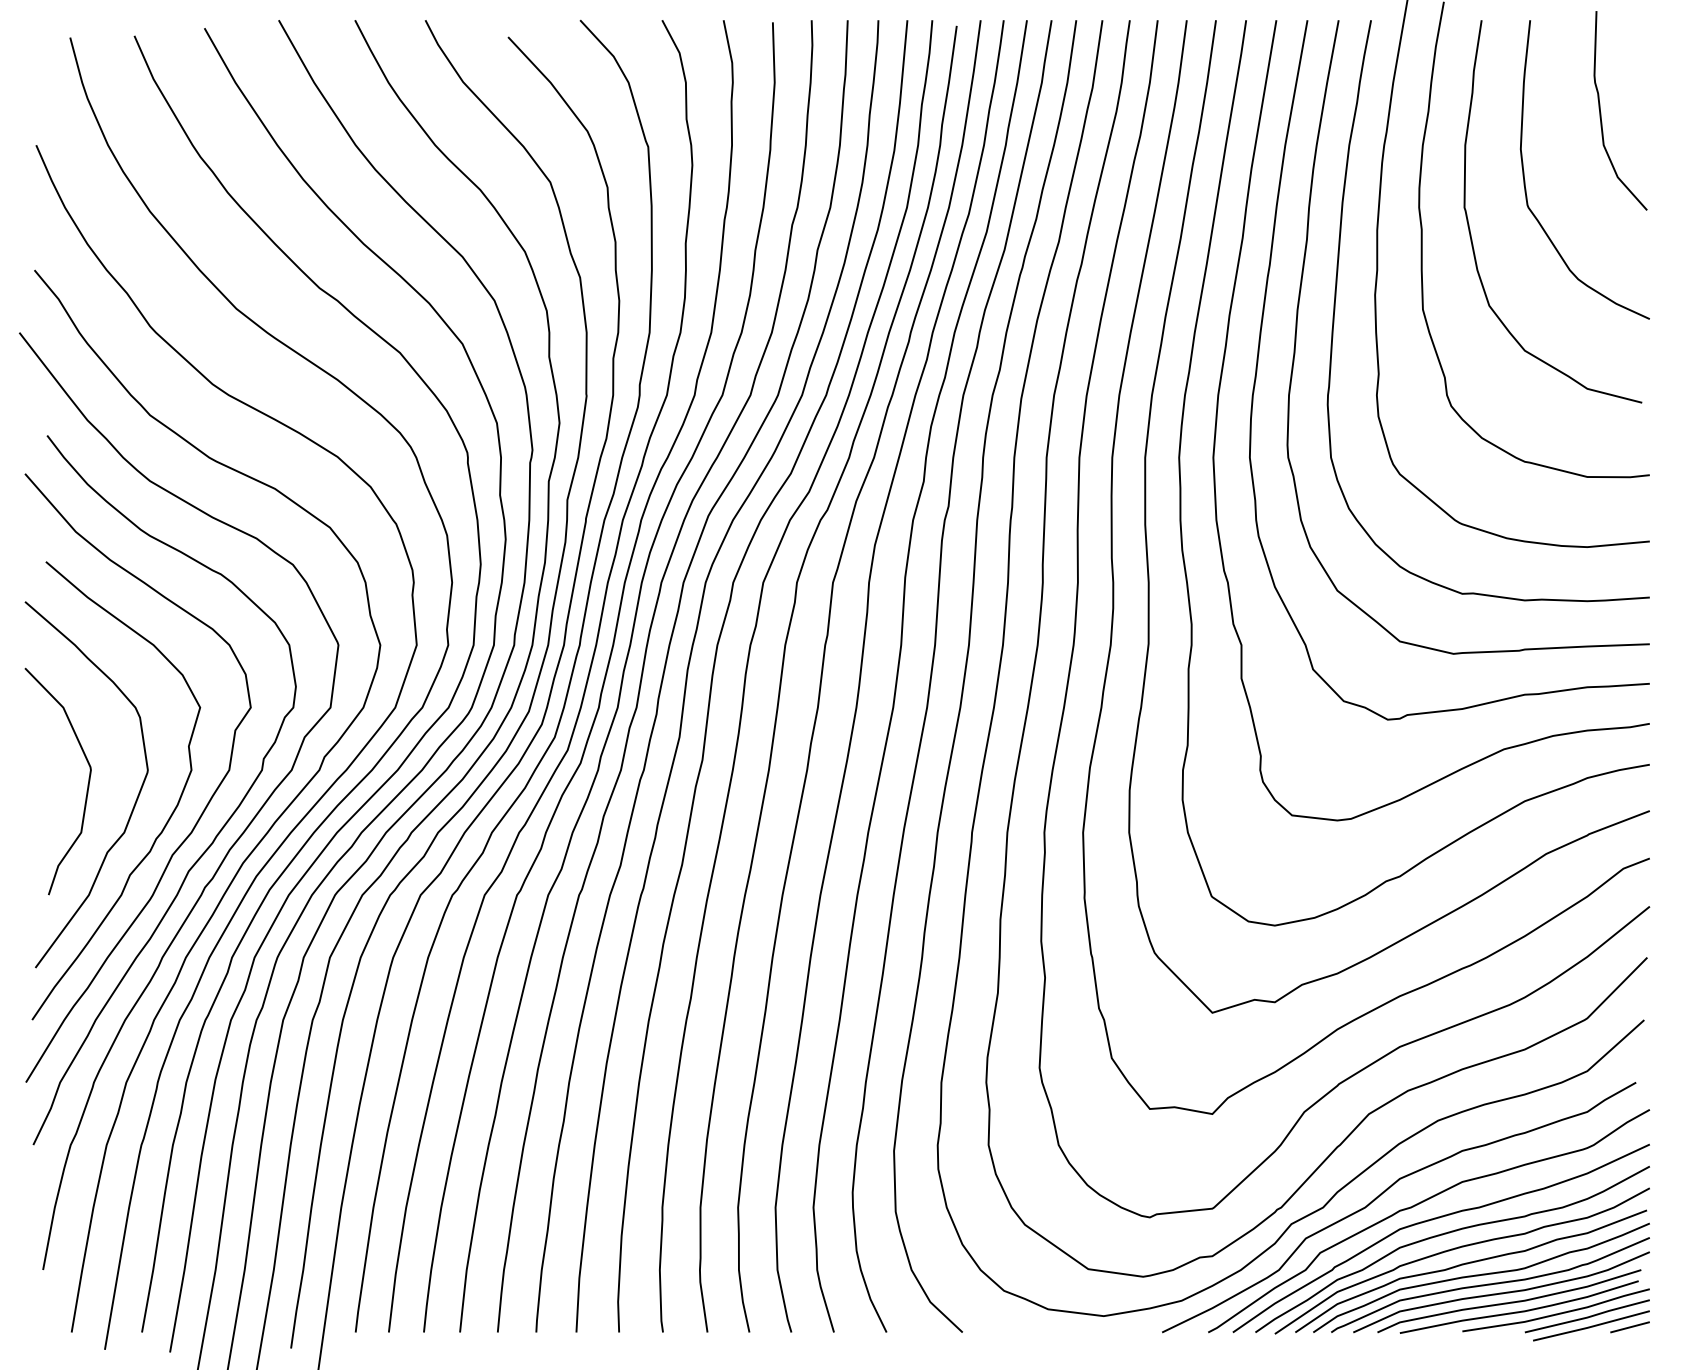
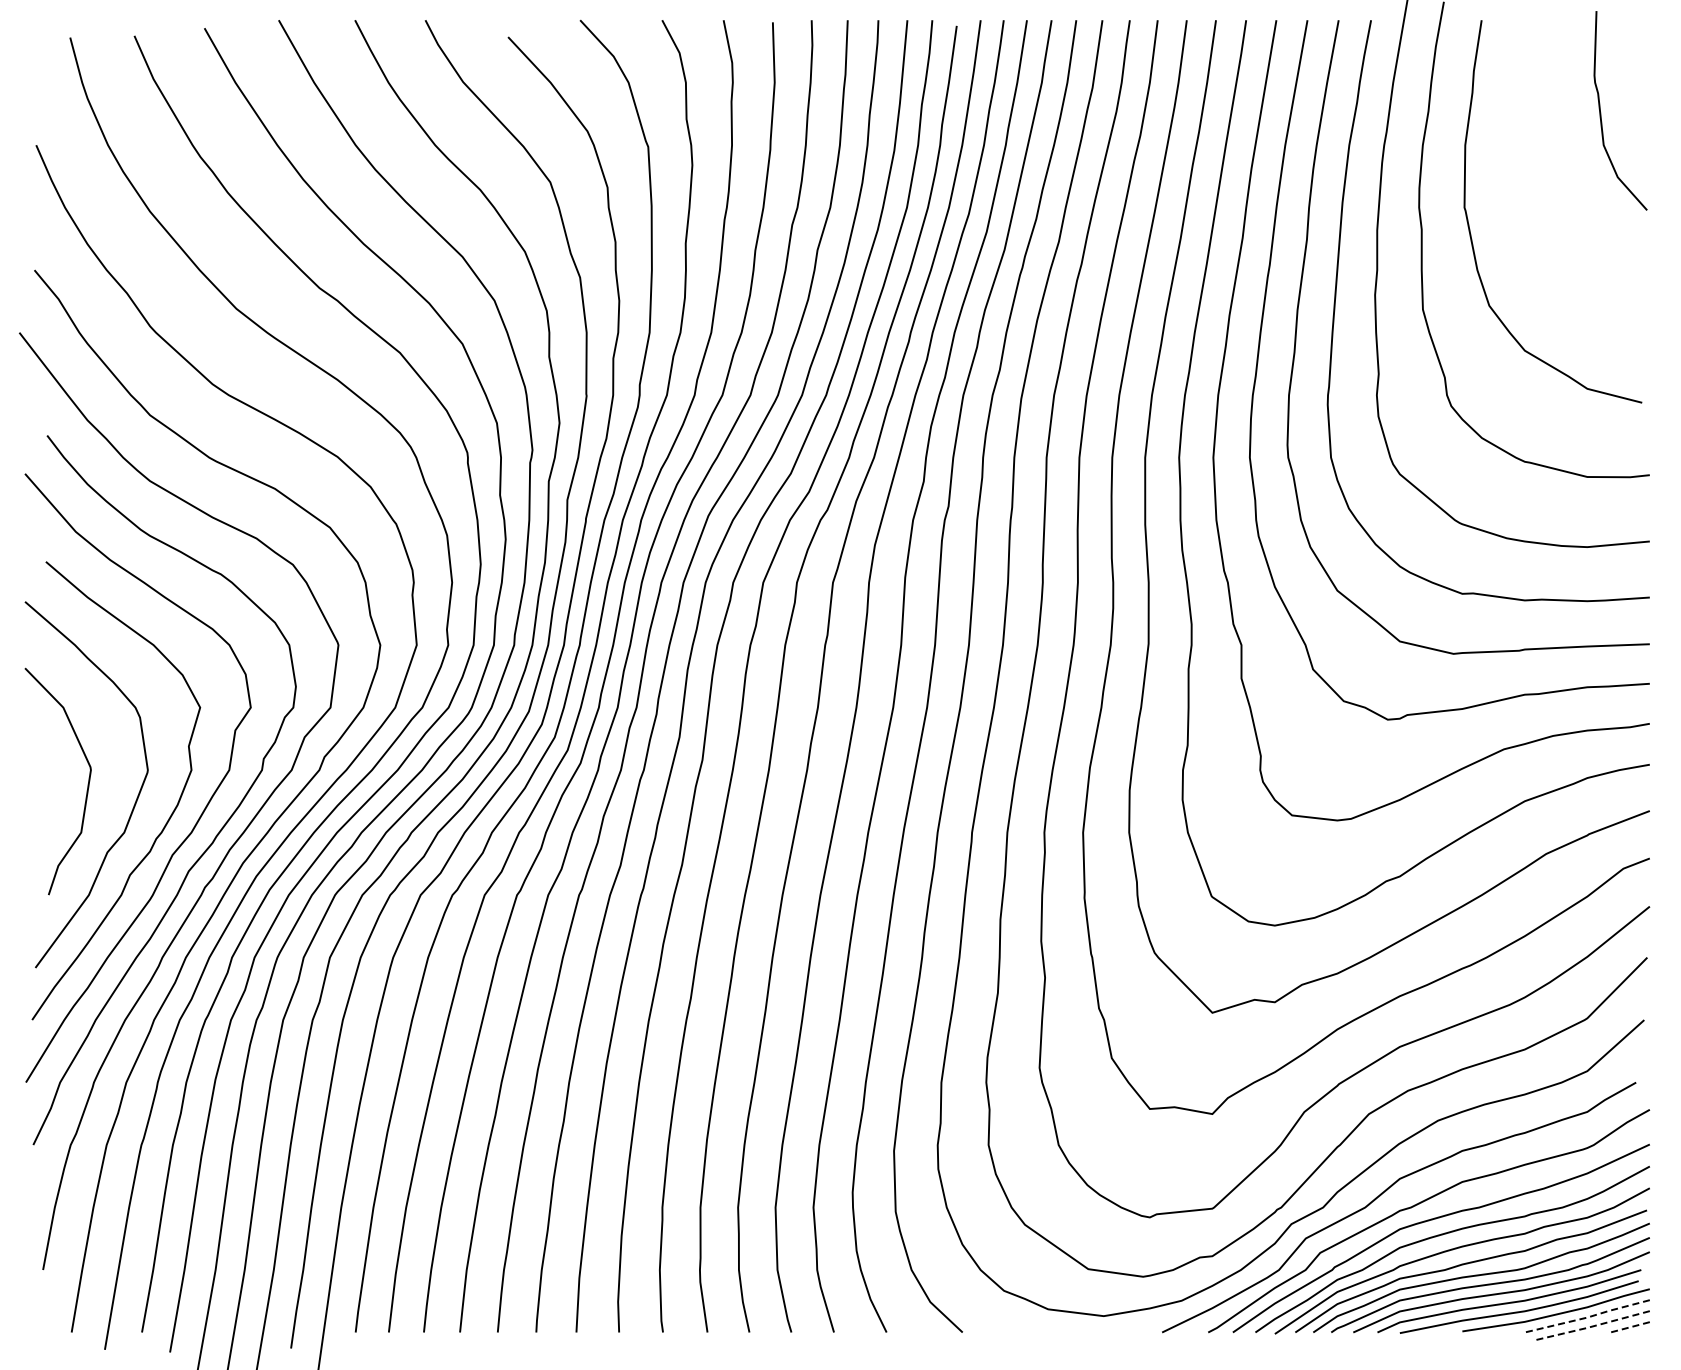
curve: present -> none (1525, 180)
line: solid -> dashed (1587, 1317)
line: solid -> dashed (1591, 1326)
line: solid -> dashed (1629, 1327)
